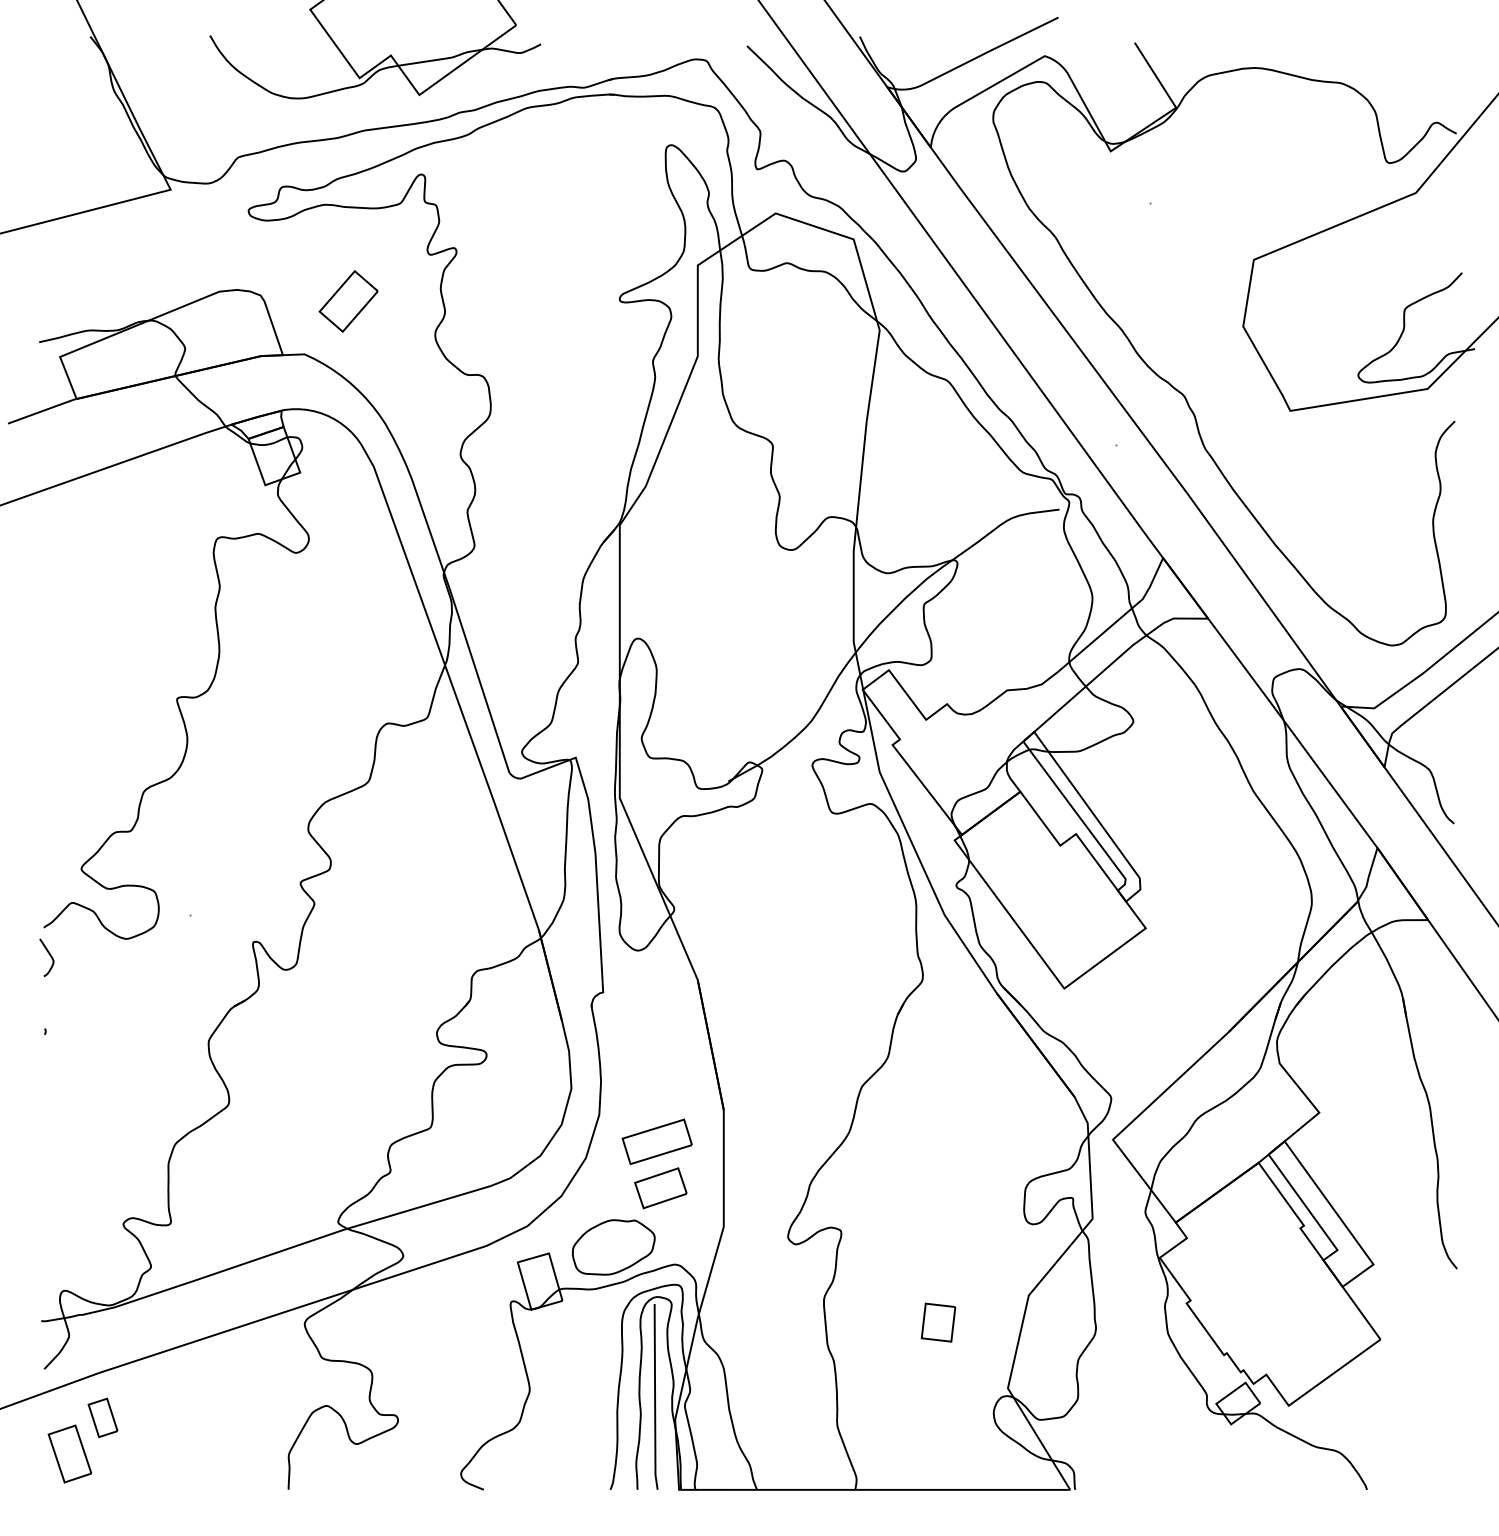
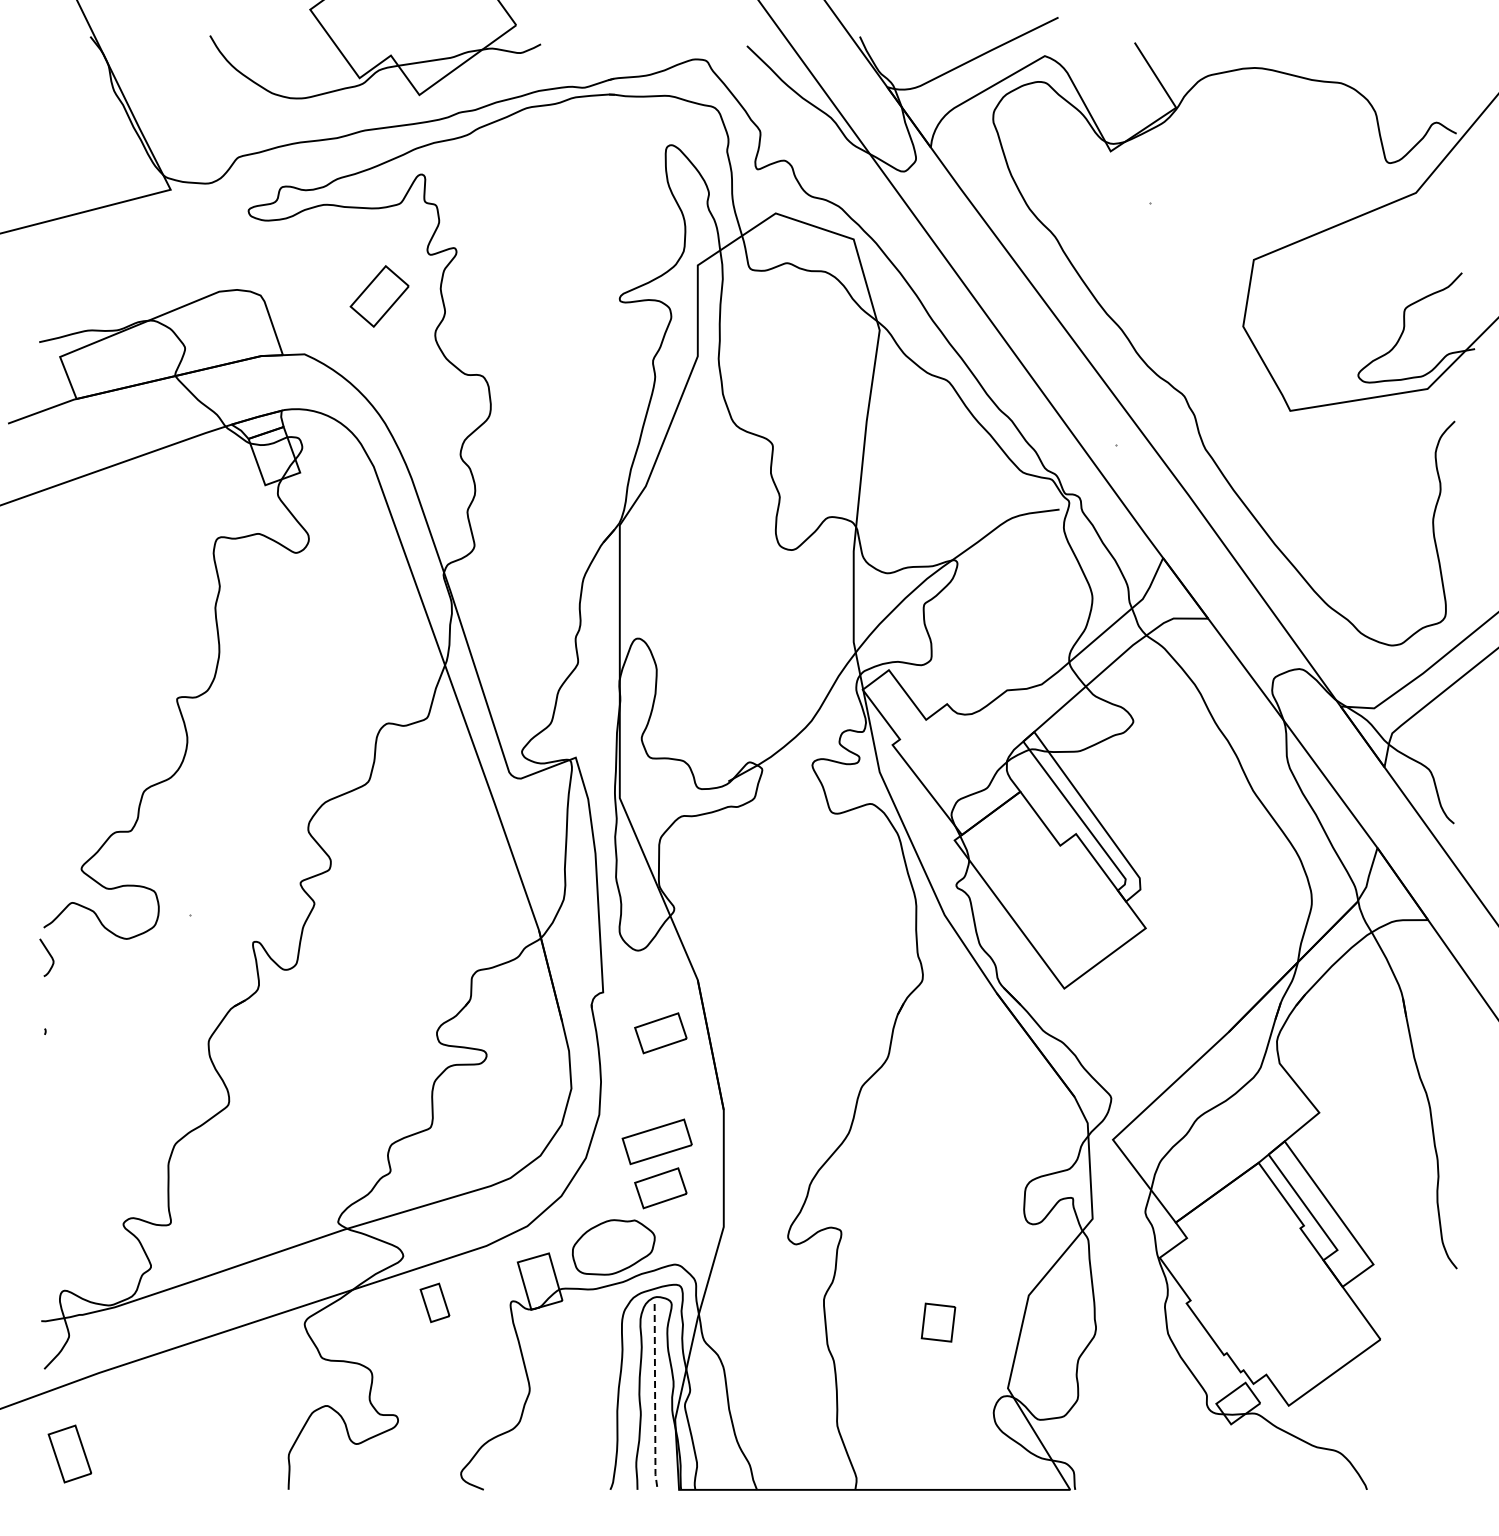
part position: (348, 301) -> (379, 296) (379, 296)
part: none -> present (660, 1033)
line: solid -> dashed (655, 1397)
part position: (102, 1417) -> (434, 1302) (434, 1302)
